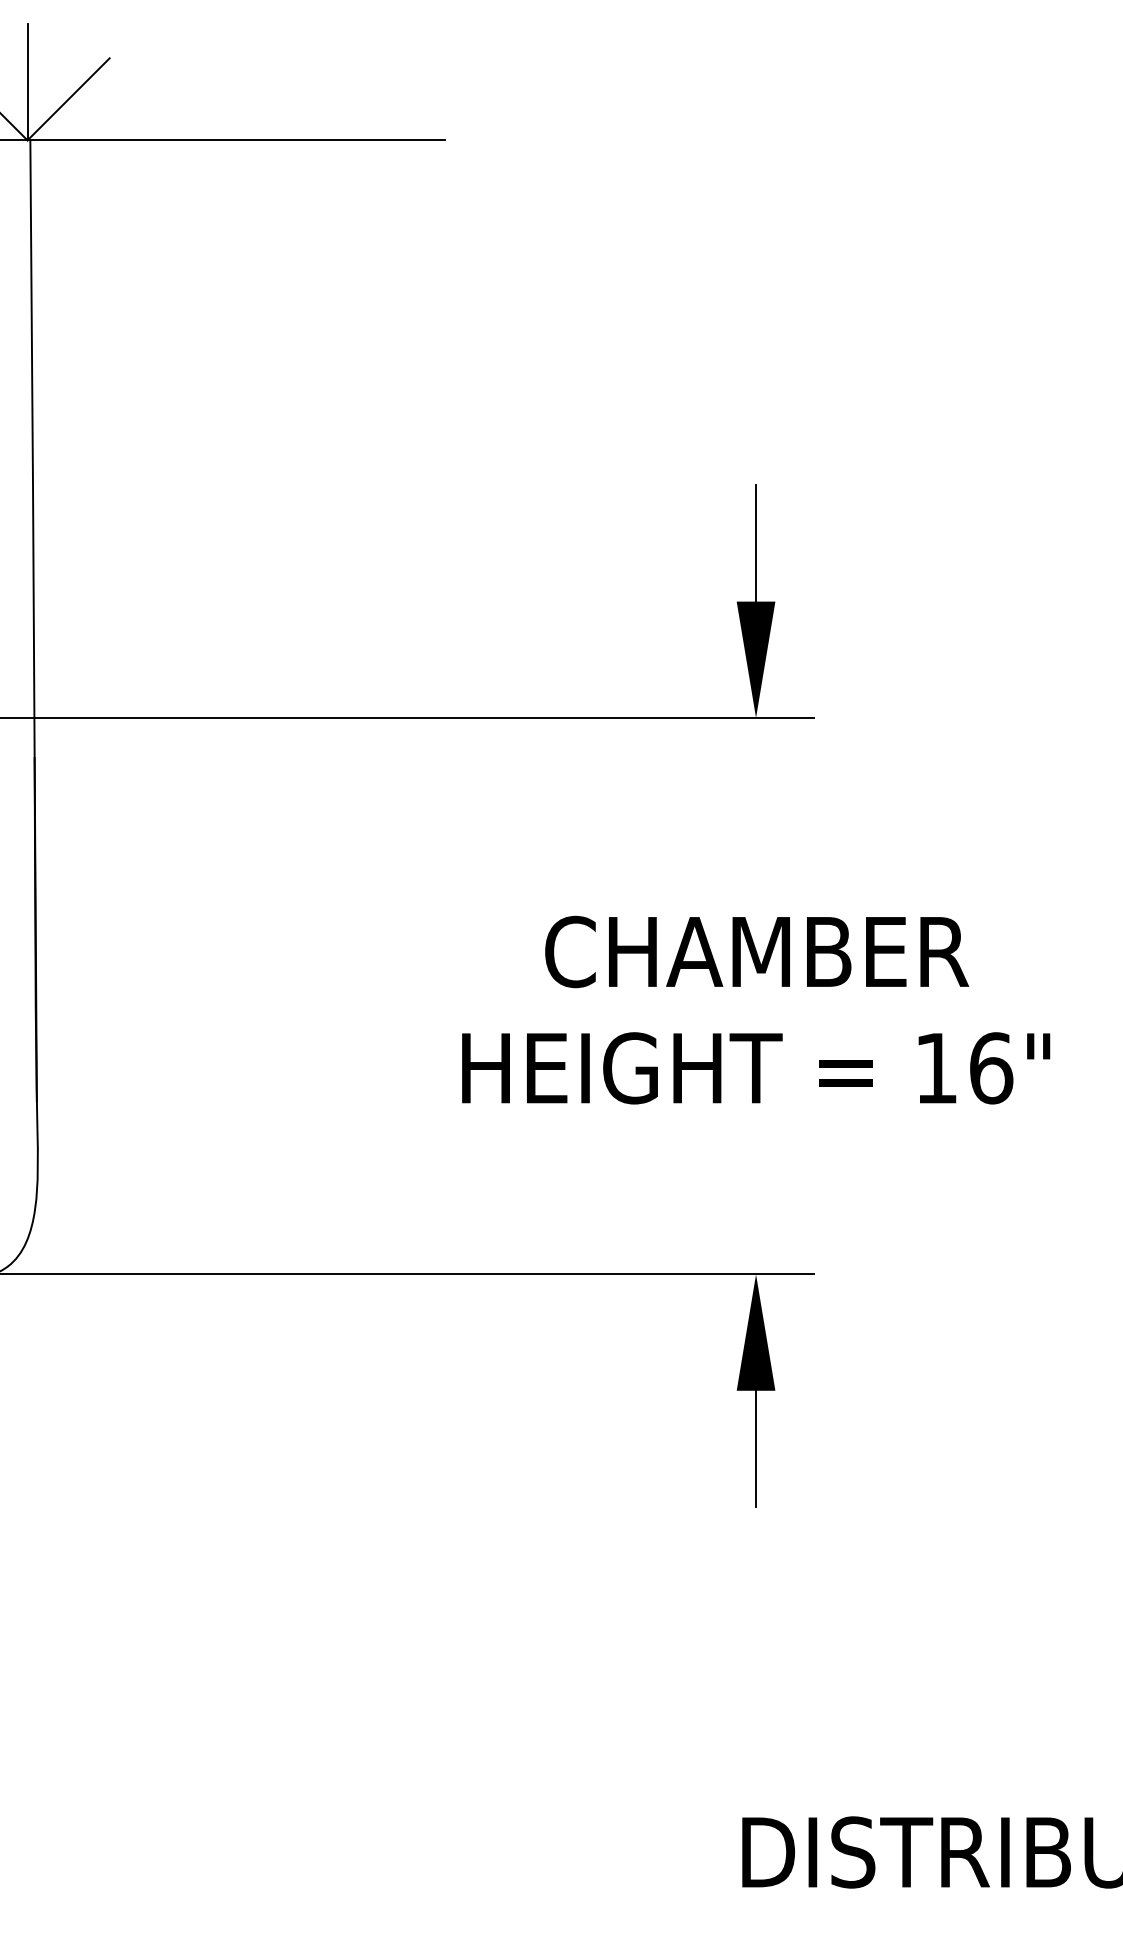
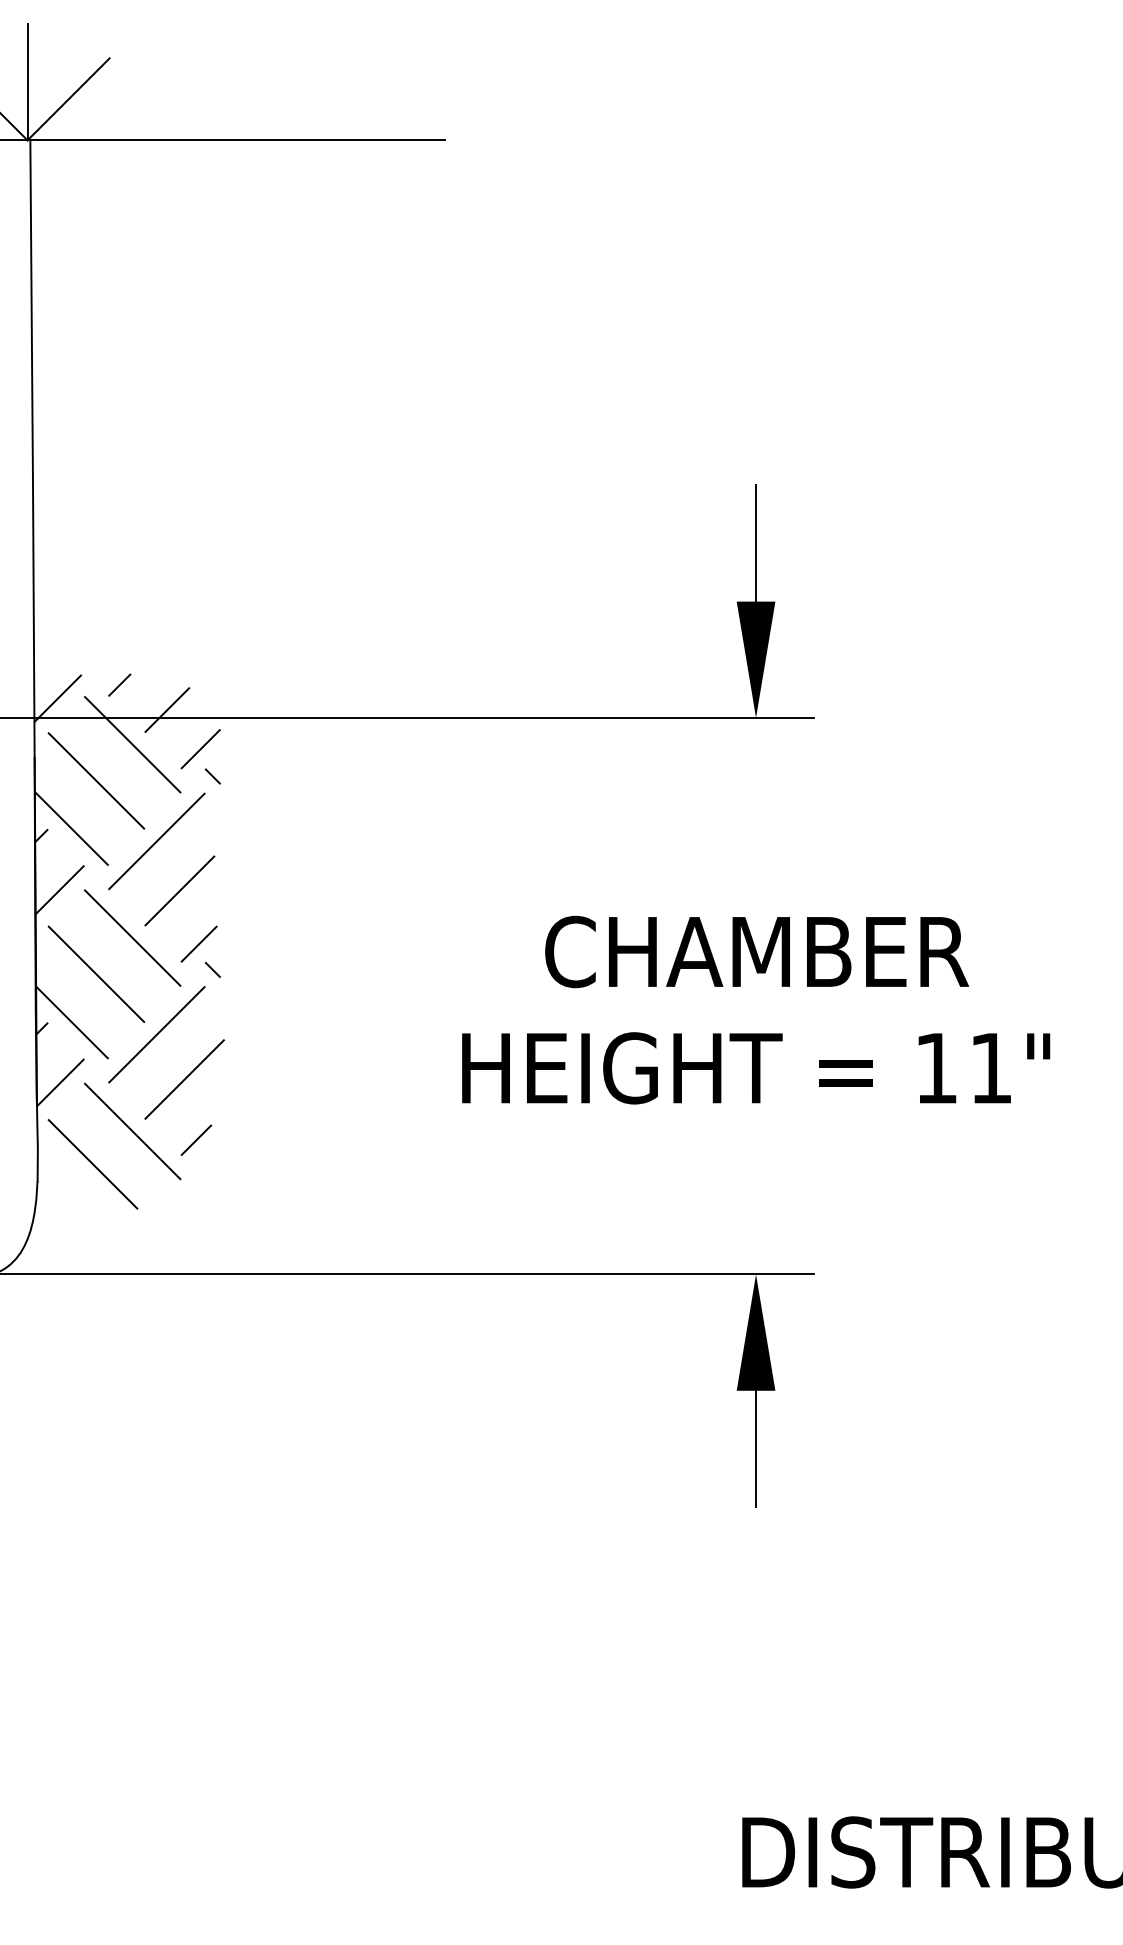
hatch: none -> present (129, 941)
text: 16" -> 11" (991, 1068)
